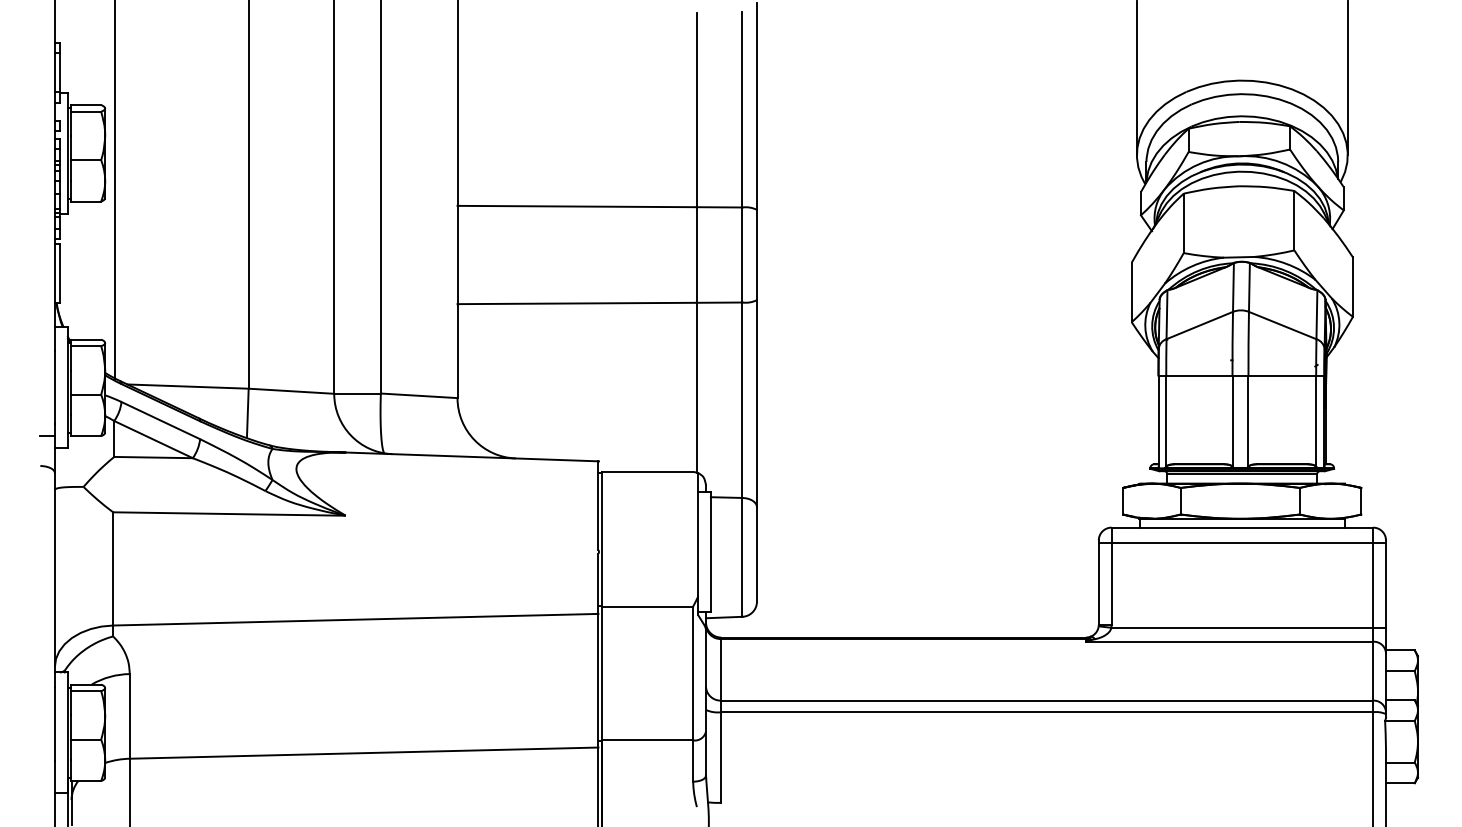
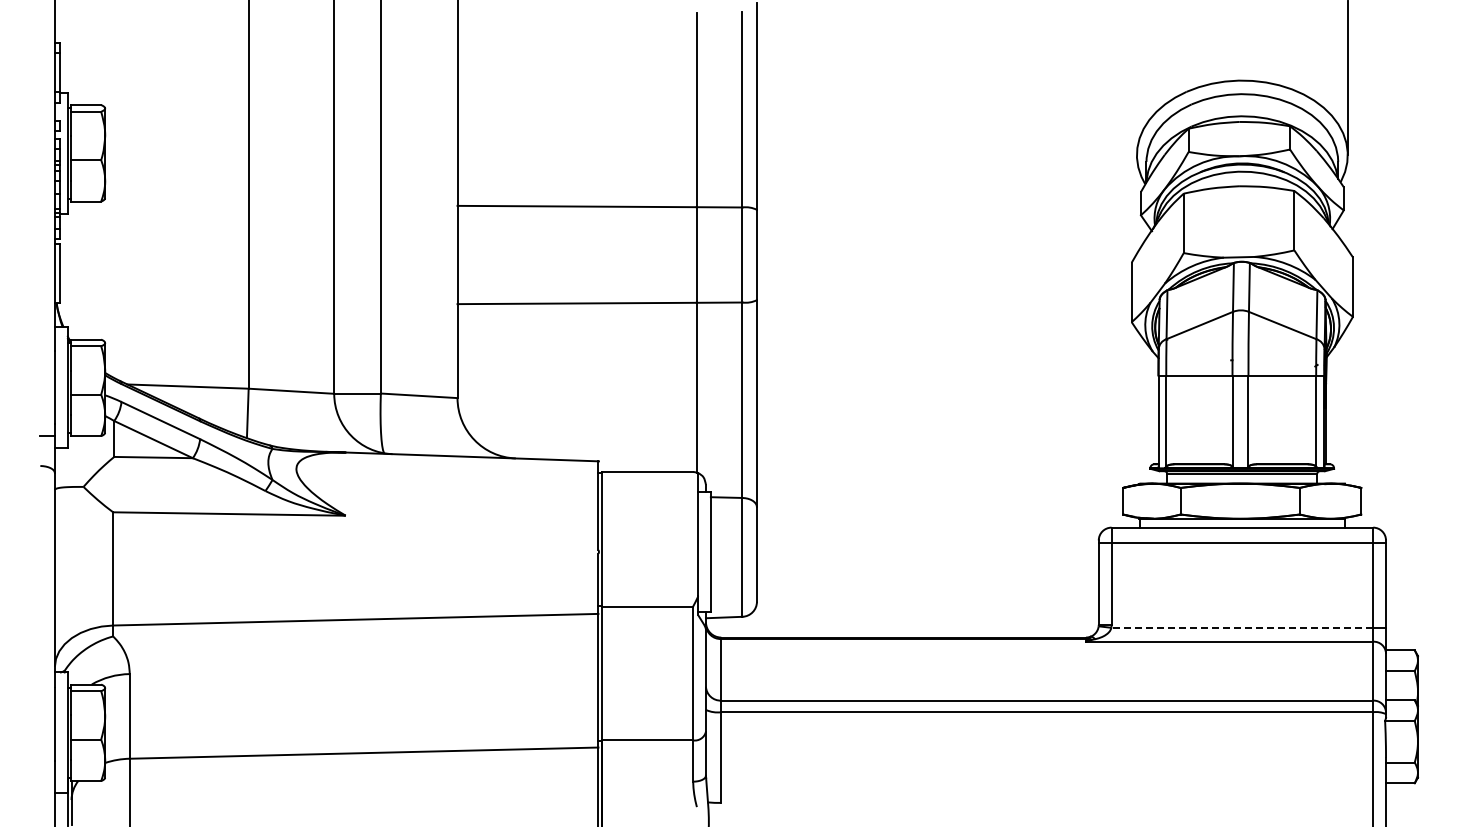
line: present -> none (1136, 78)
line: present -> none (115, 190)
line: solid -> dashed (1242, 627)
